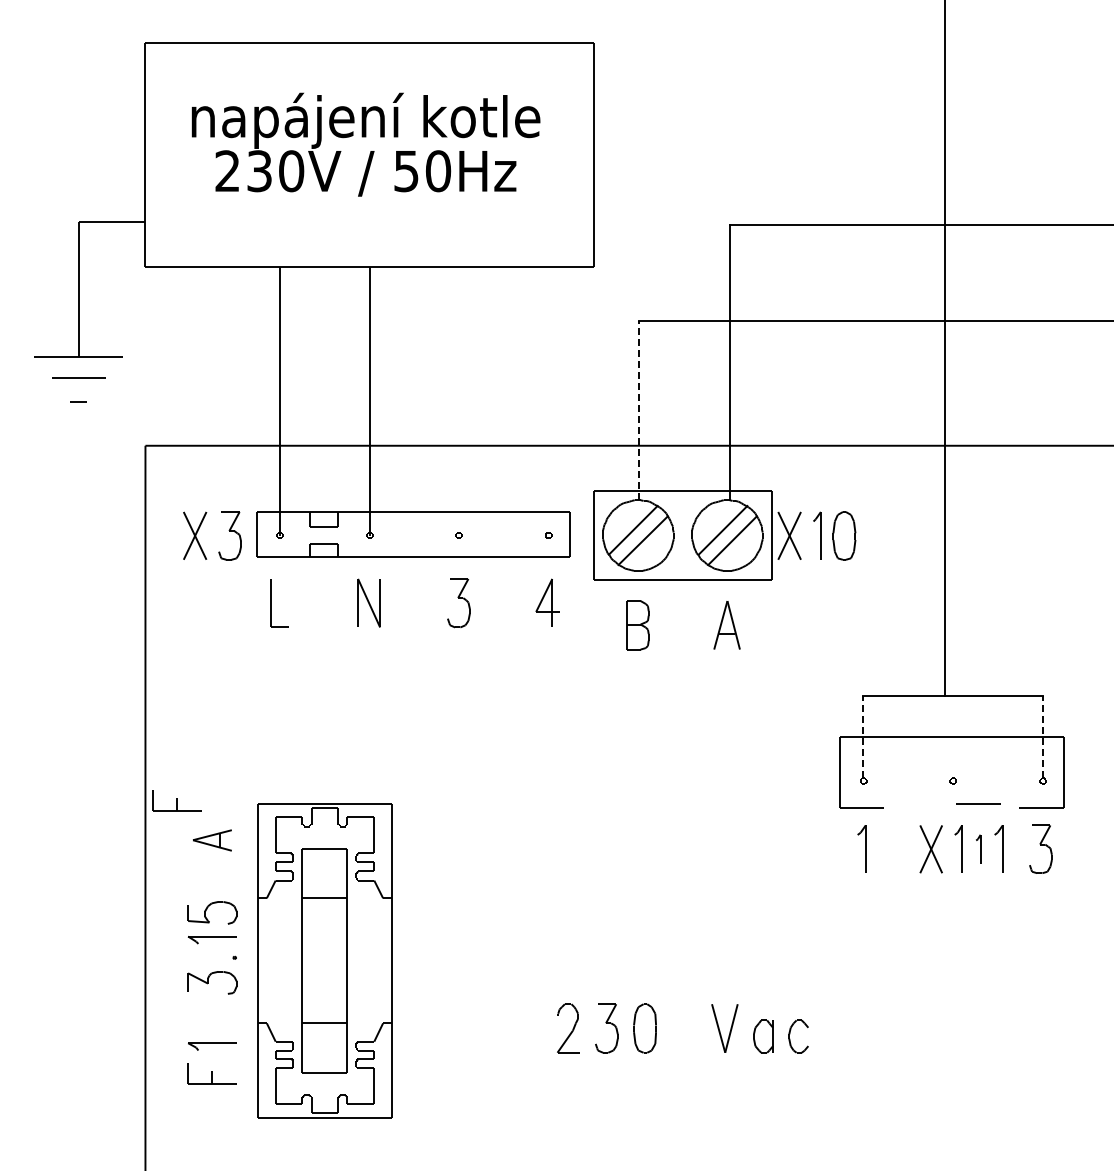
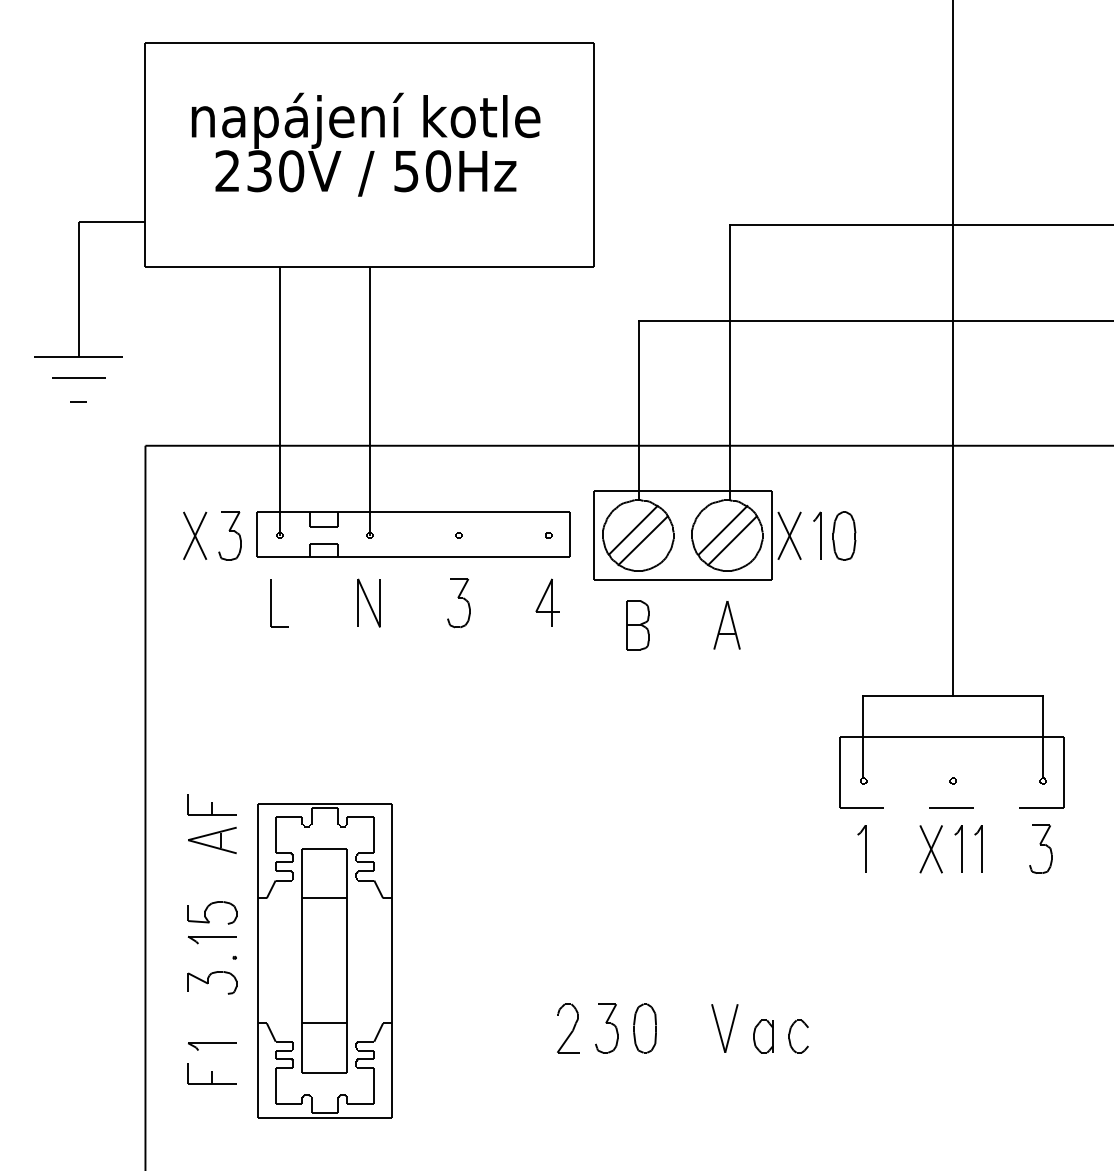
line position: (945, 349) -> (953, 349) (953, 349)
line: dashed -> solid (639, 410)
line: dashed -> solid (863, 737)
line: dashed -> solid (1043, 737)
part position: (176, 800) -> (211, 804) (211, 804)
line position: (978, 803) -> (951, 807) (951, 807)
part size: 39x23 px -> 49x29 px (212, 840)
part size: 6x30 px -> 9x48 px (978, 848)
part: present -> none (998, 848)
